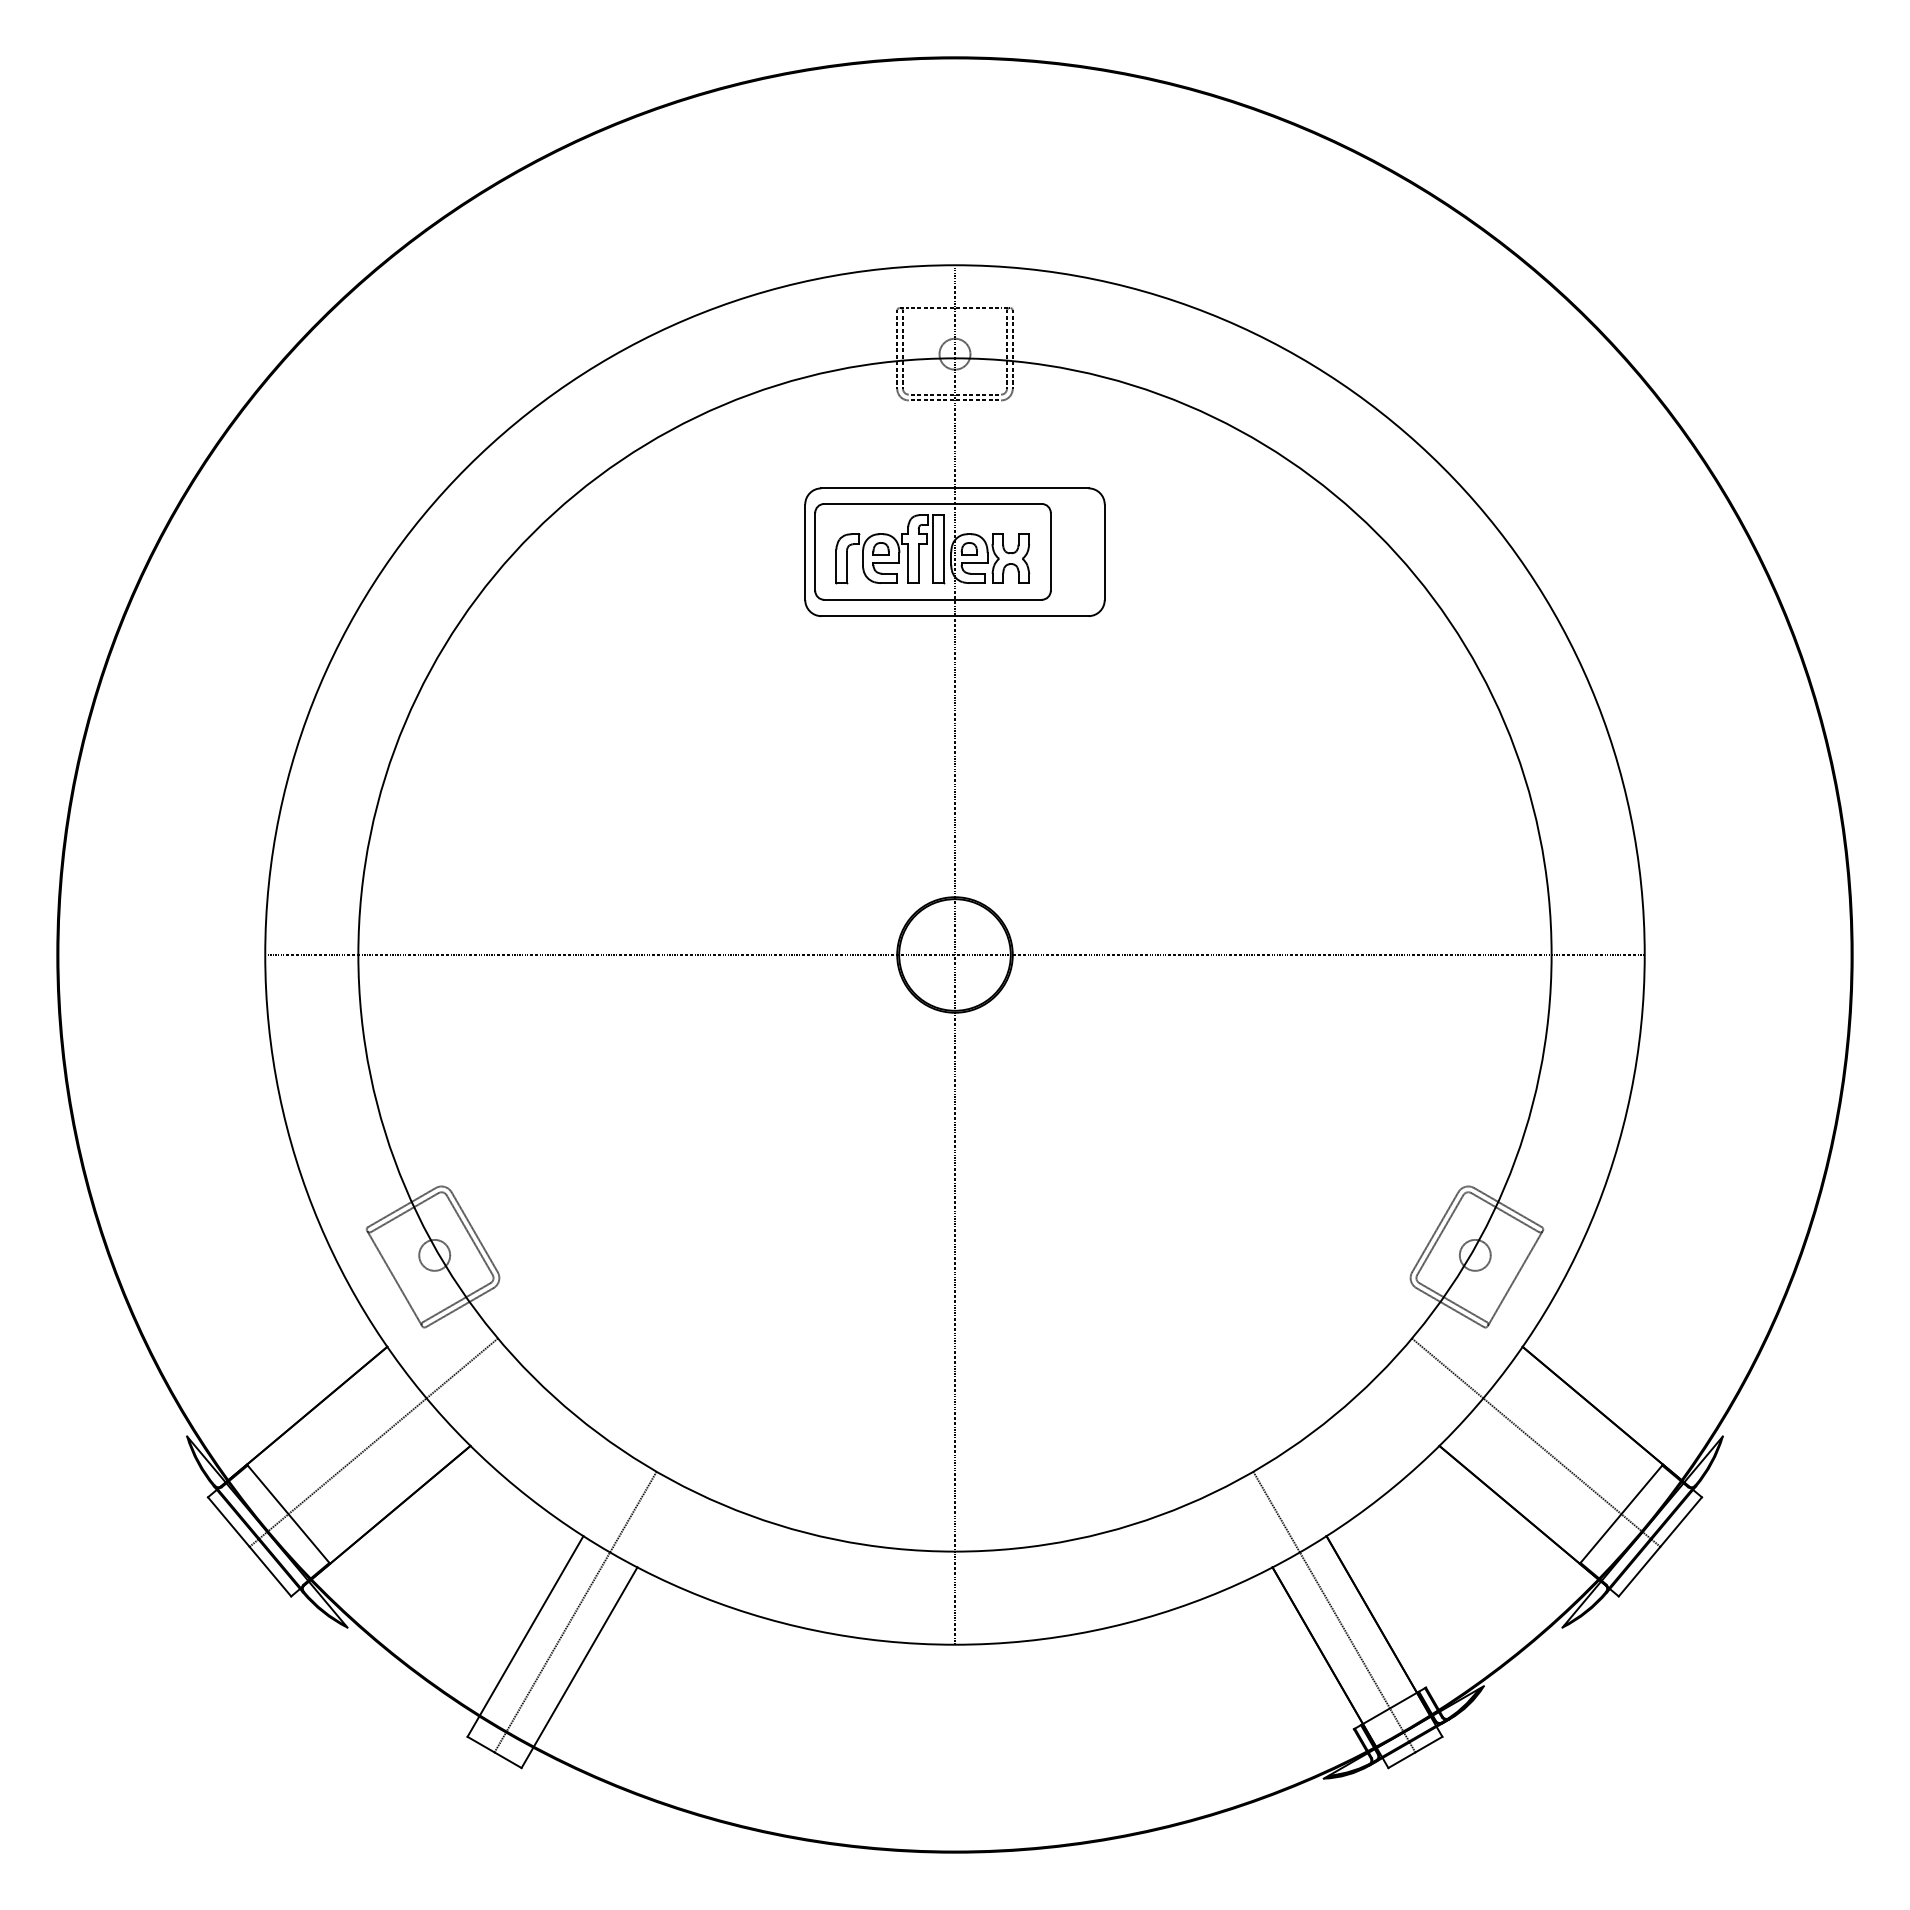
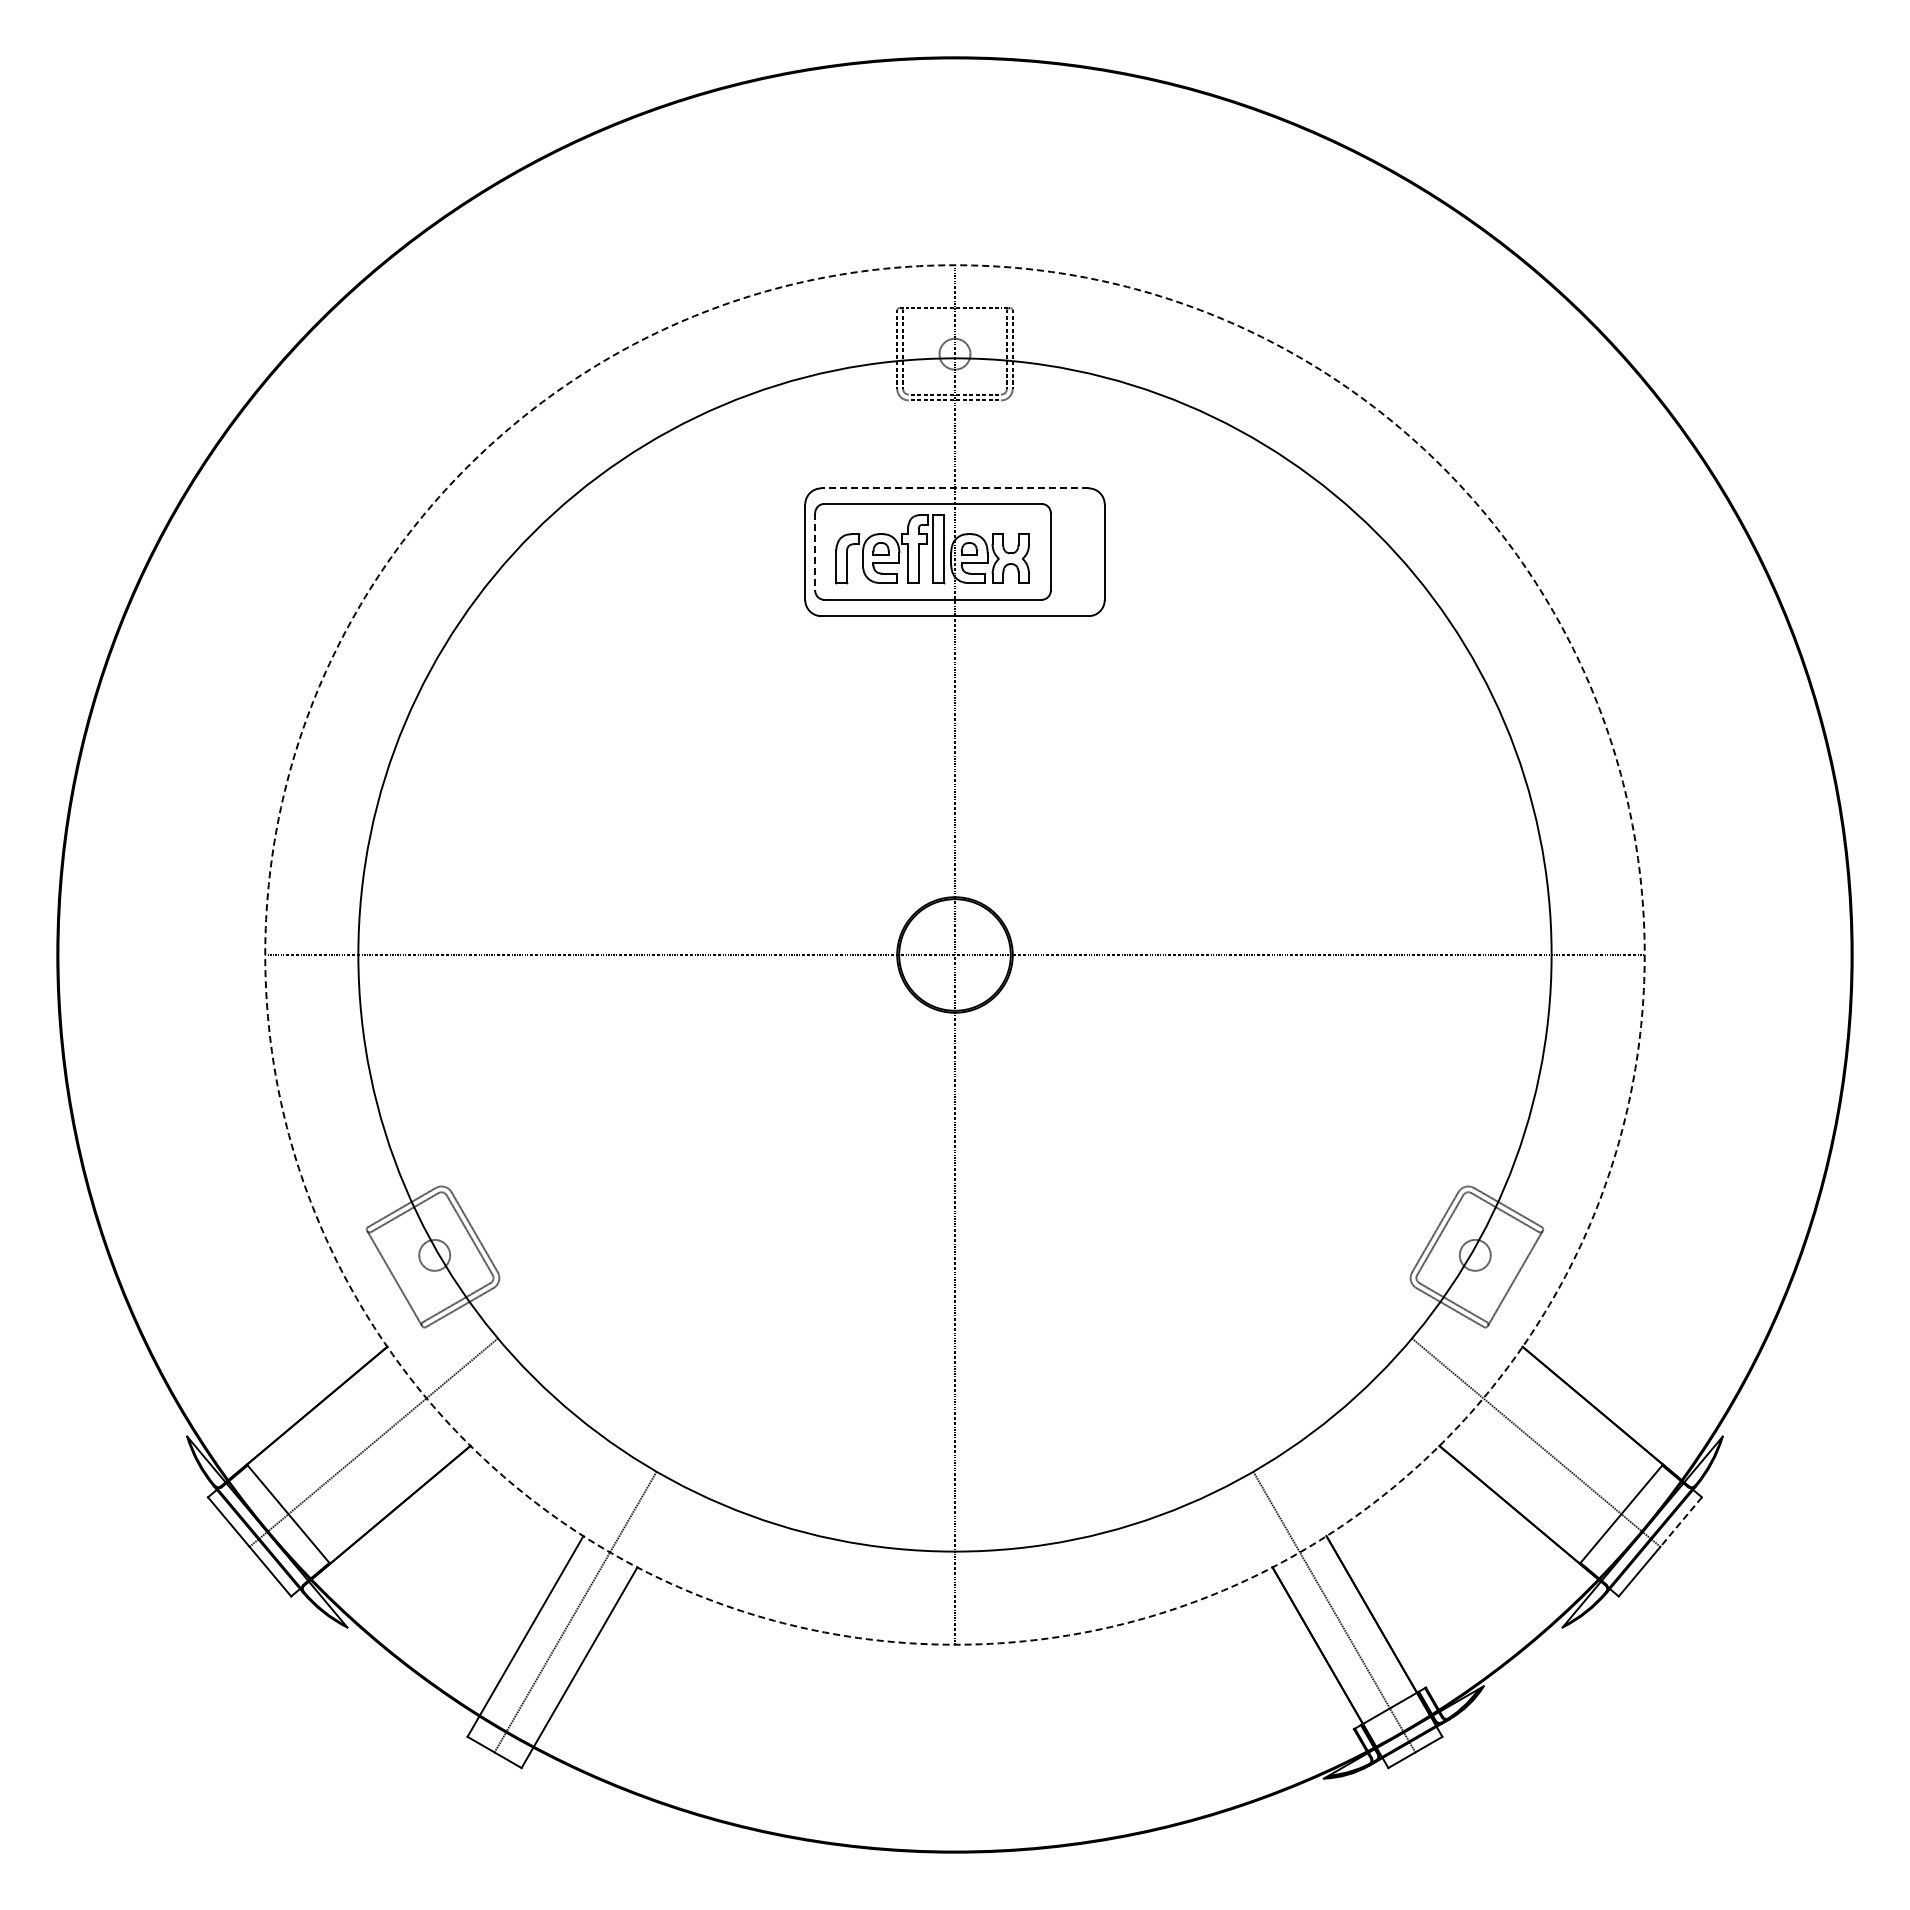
line: solid -> dashed (955, 488)
line: solid -> dashed (815, 551)
circle: solid -> dashed (954, 954)
line: solid -> dashed (1680, 1522)
